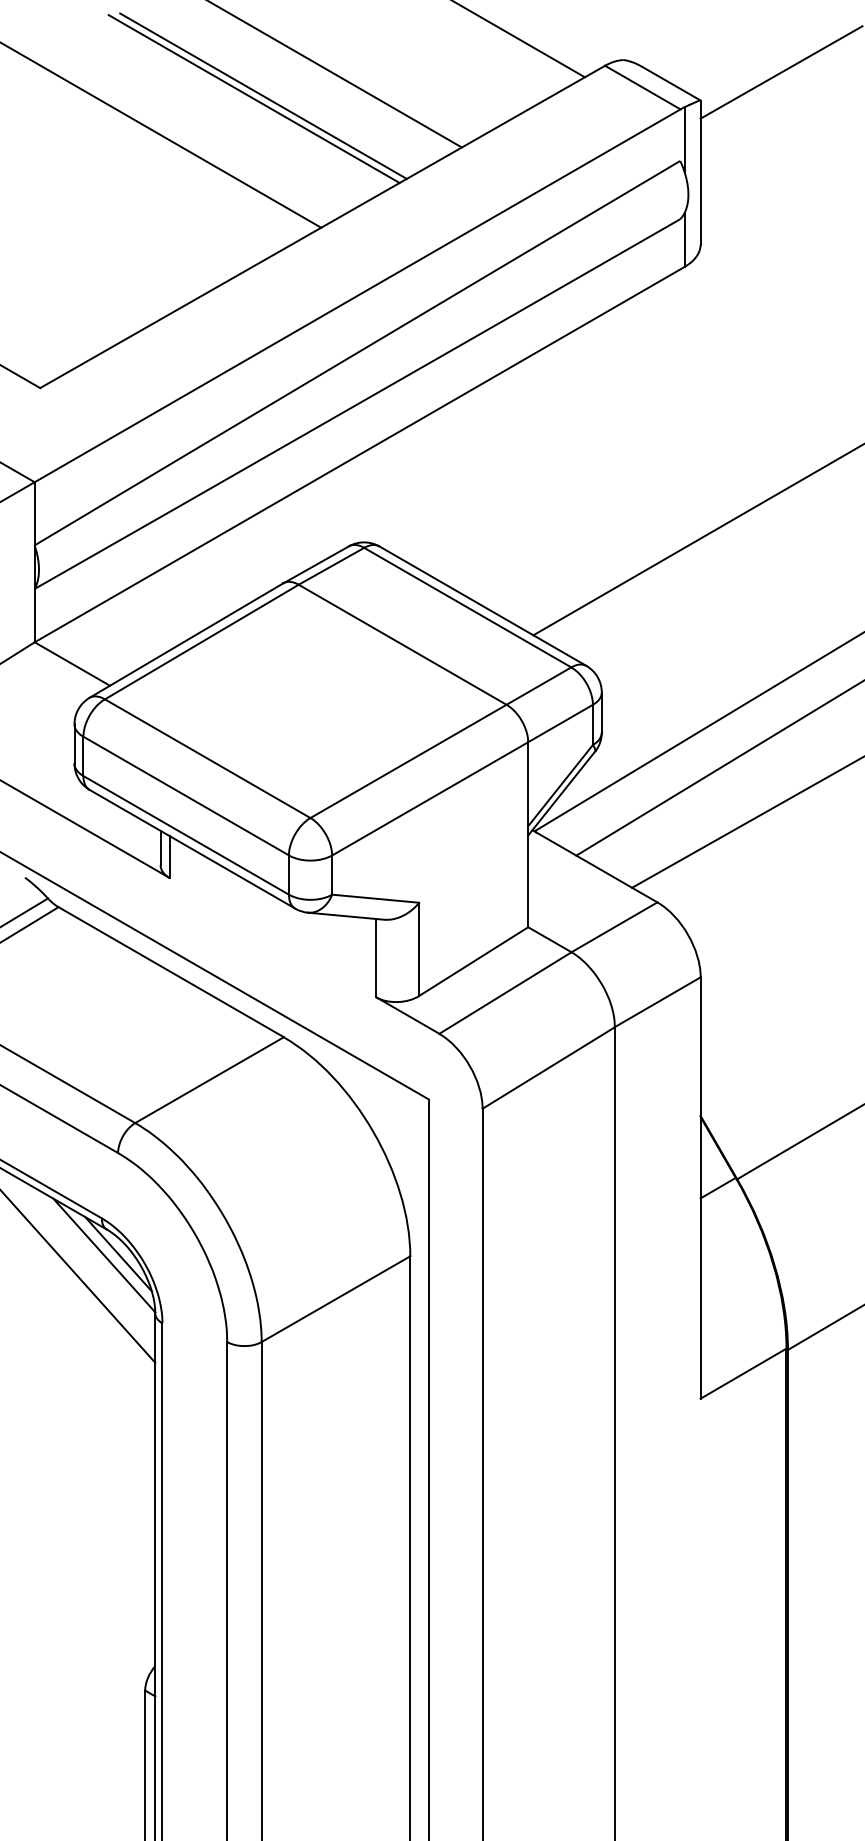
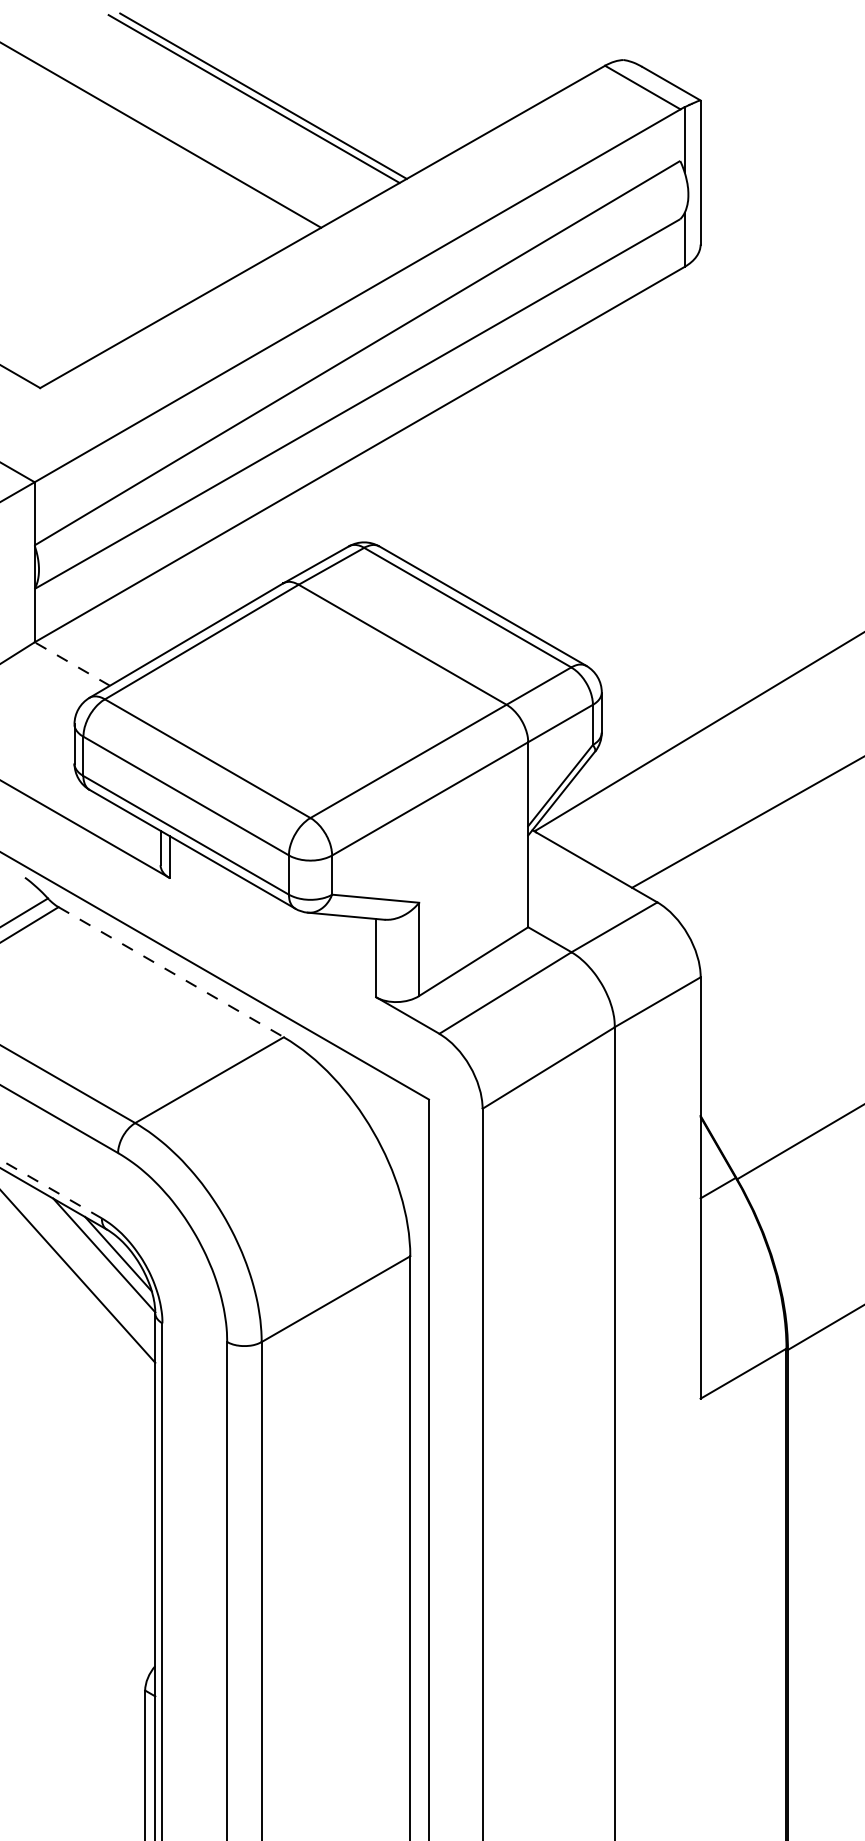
line: present -> none (519, 39)
line: present -> none (780, 72)
line: present -> none (335, 74)
line: present -> none (697, 540)
line: solid -> dashed (71, 663)
line: present -> none (718, 768)
line: solid -> dashed (171, 972)
line: solid -> dashed (50, 1188)
